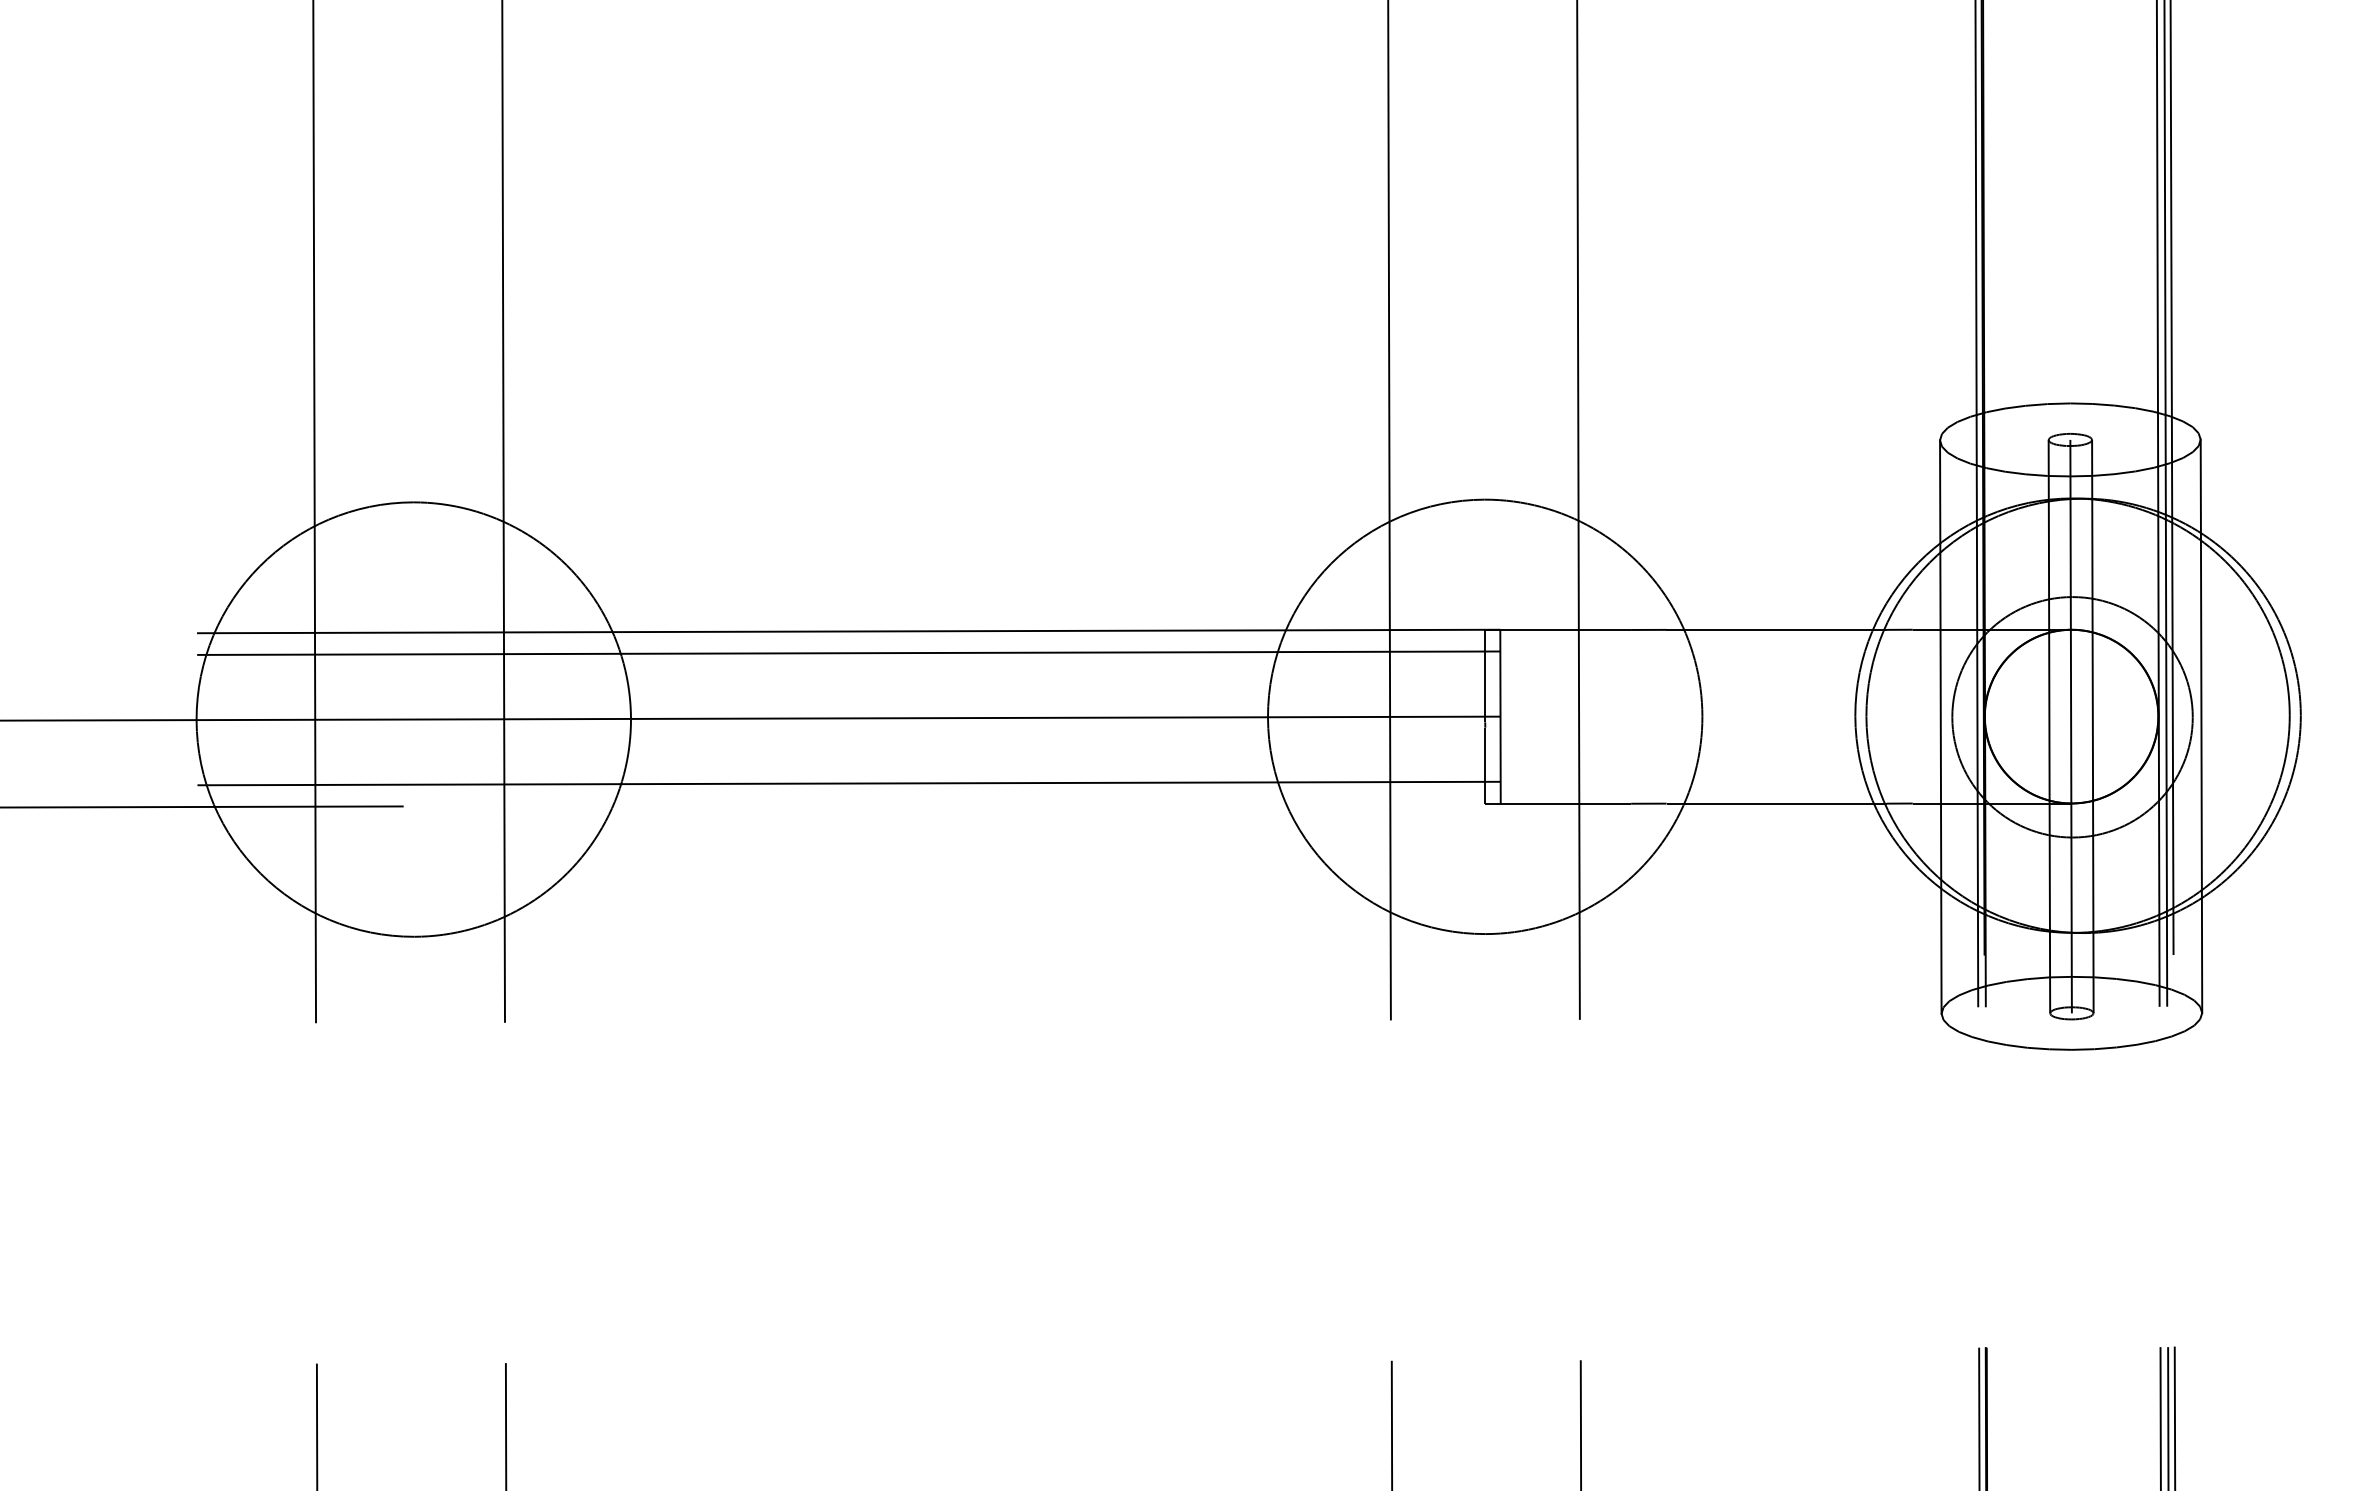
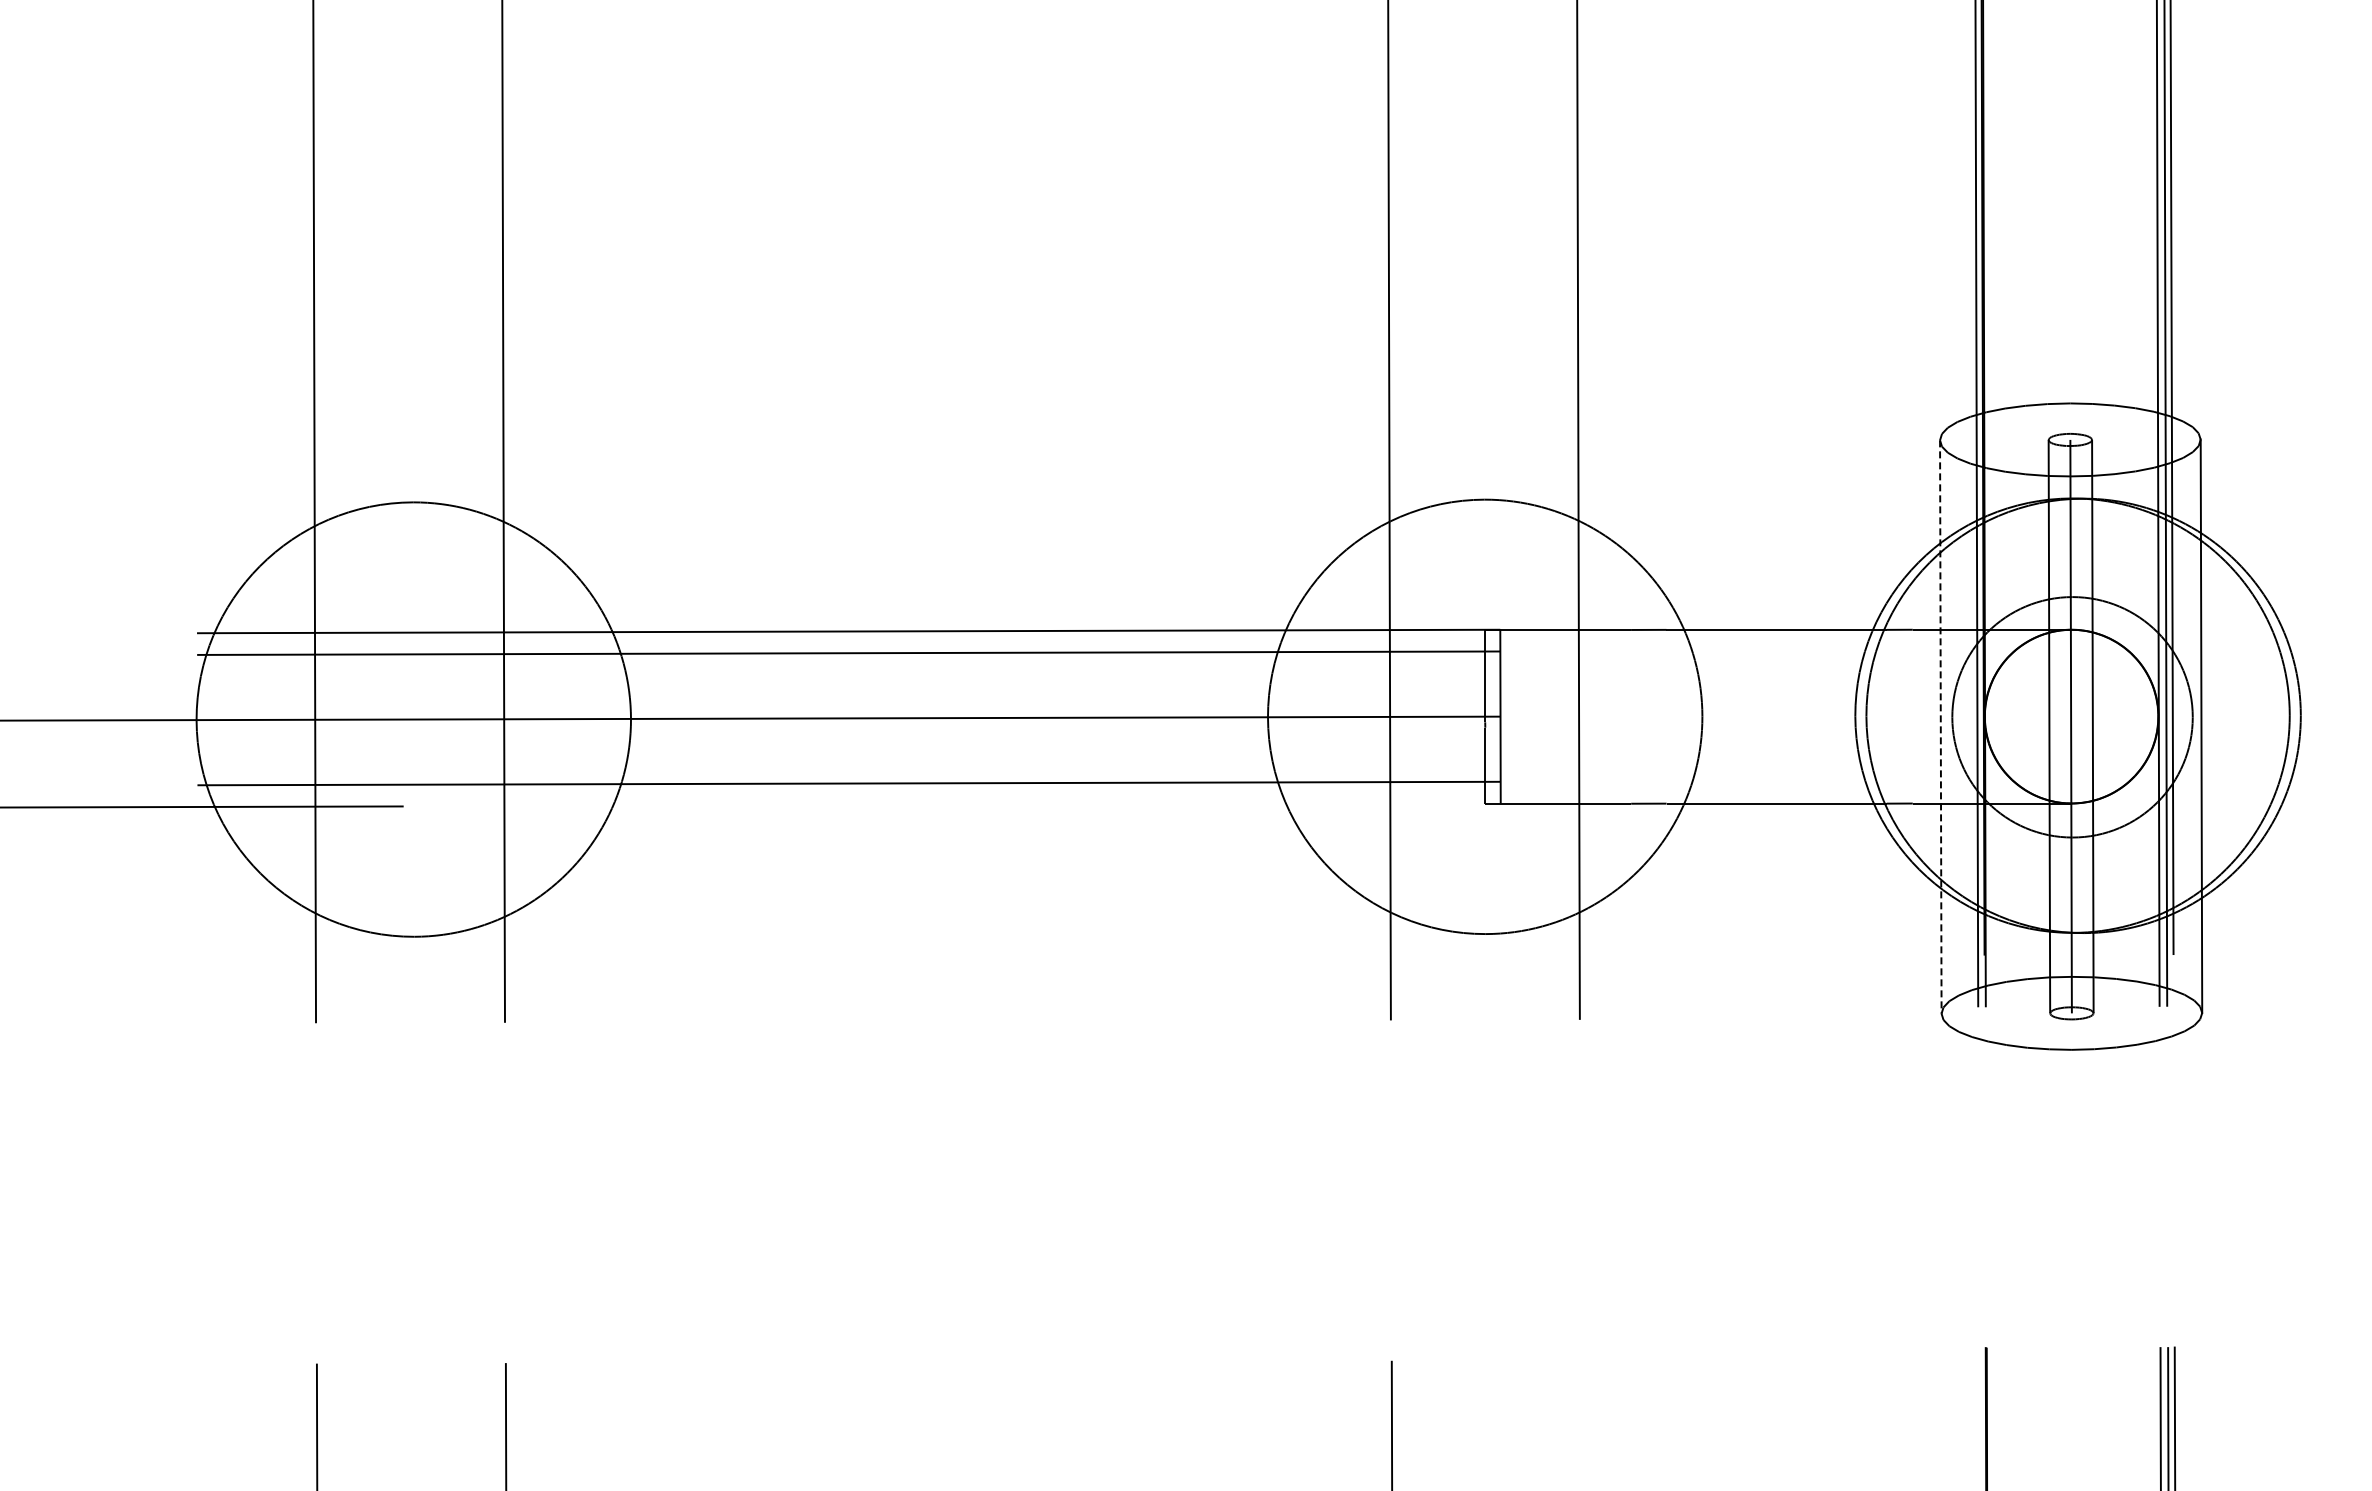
line: solid -> dashed (1940, 727)
line: present -> none (1979, 1417)
line: present -> none (1580, 1423)
